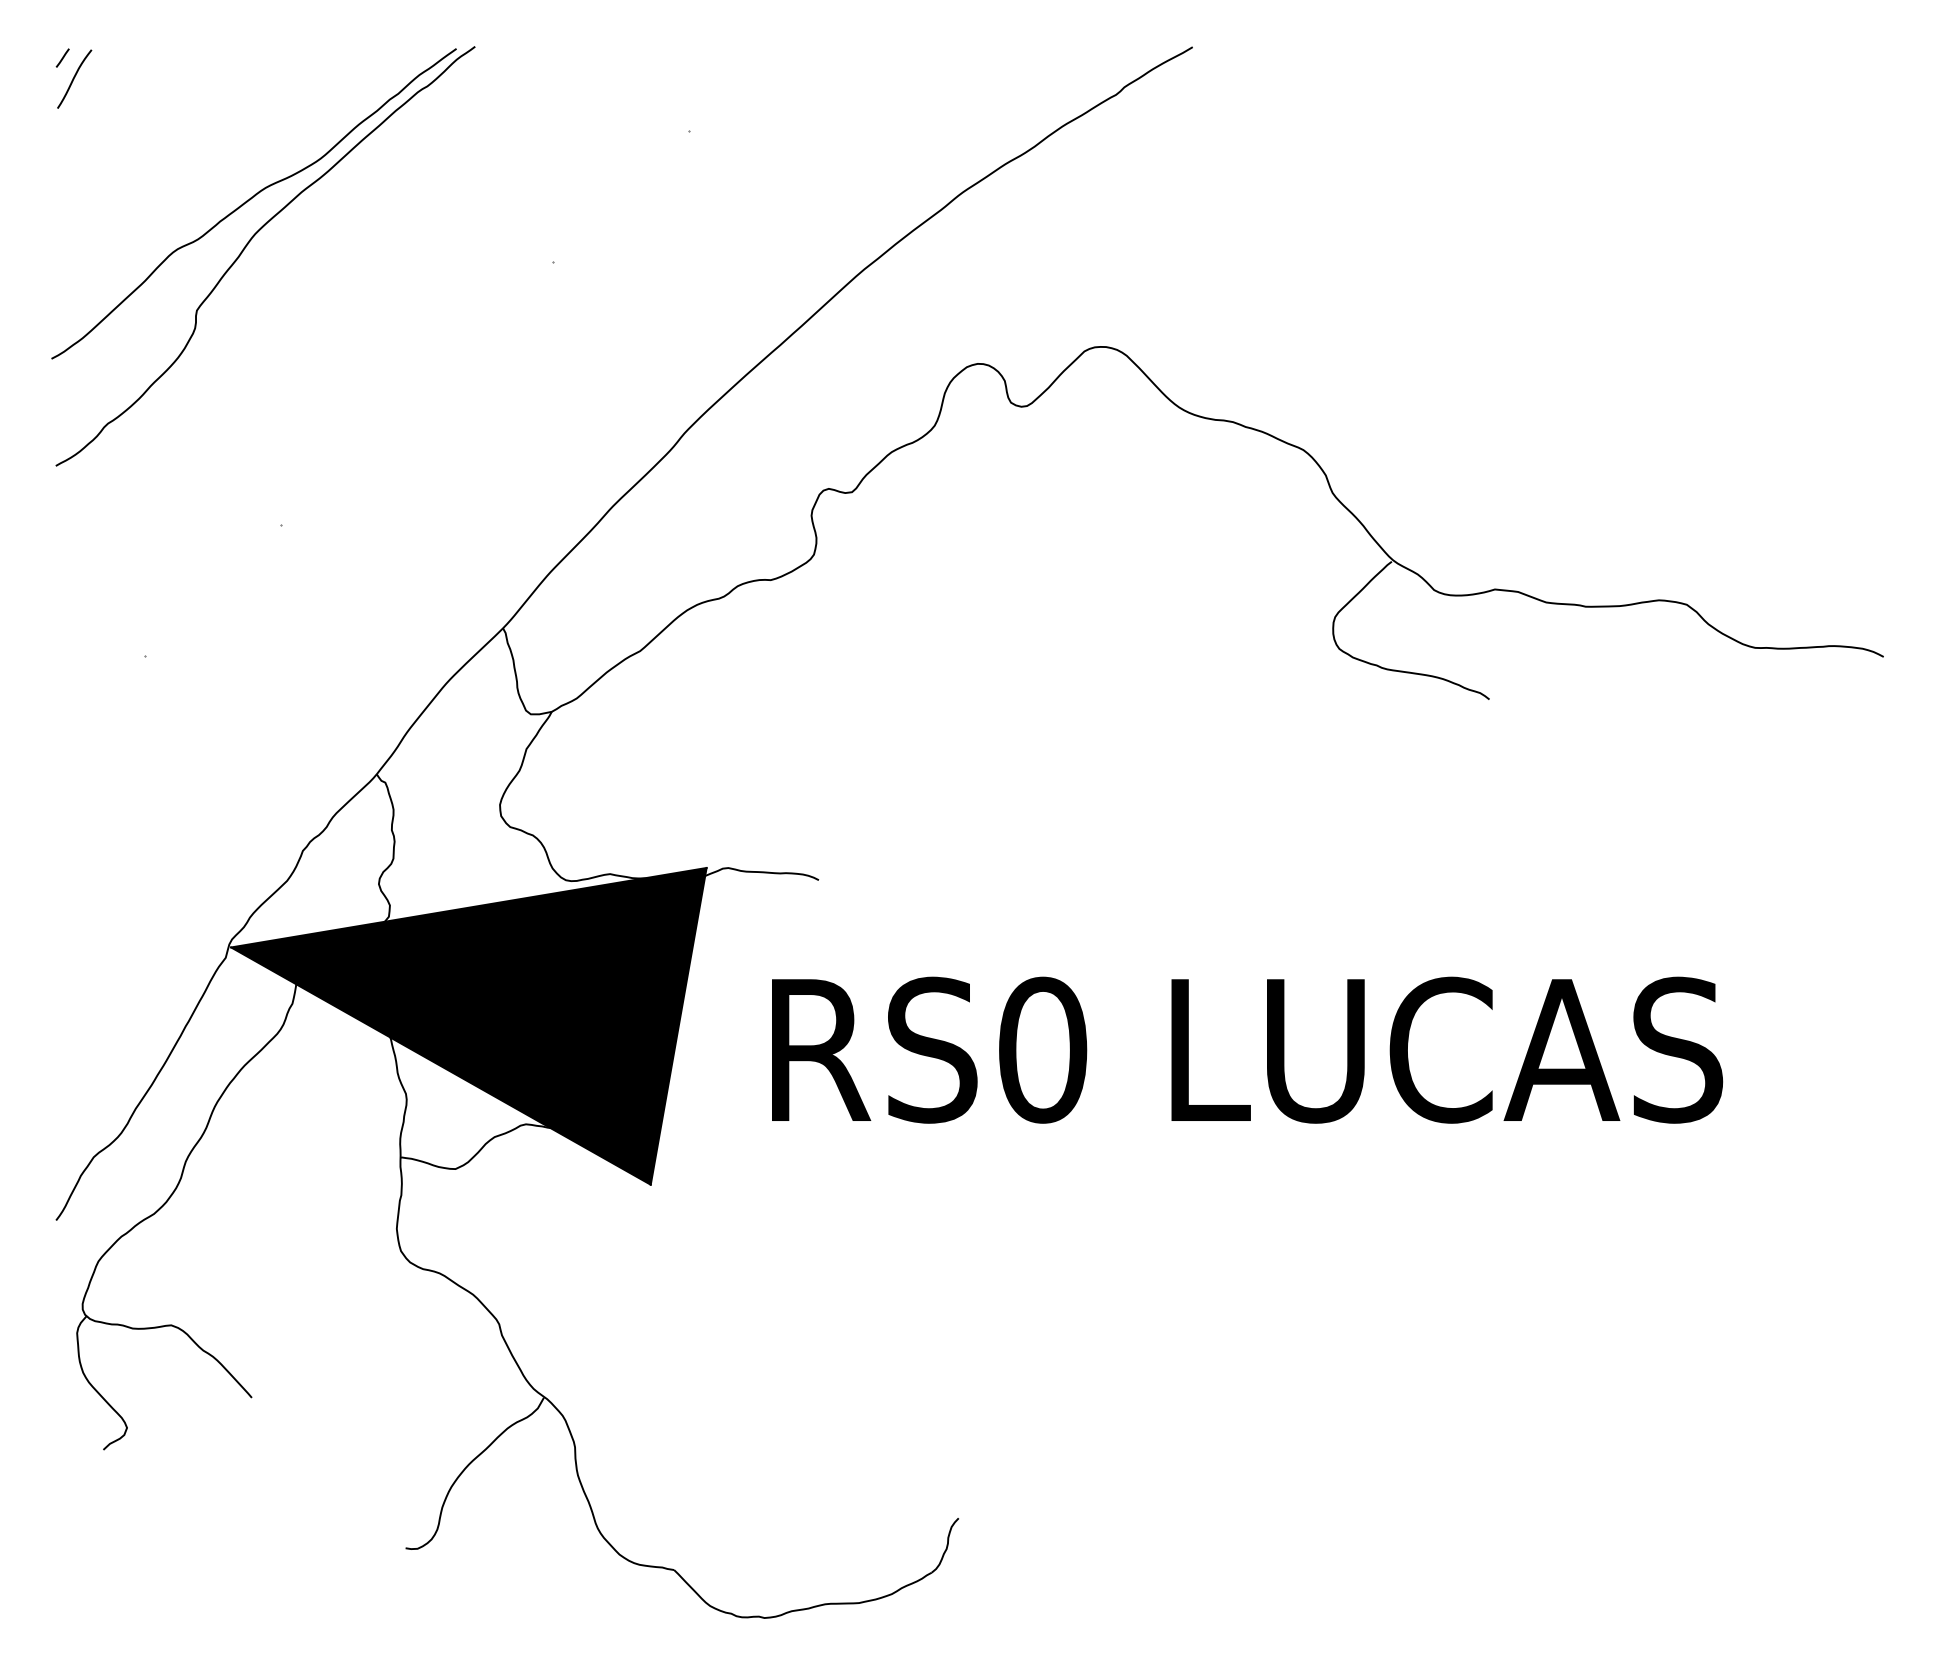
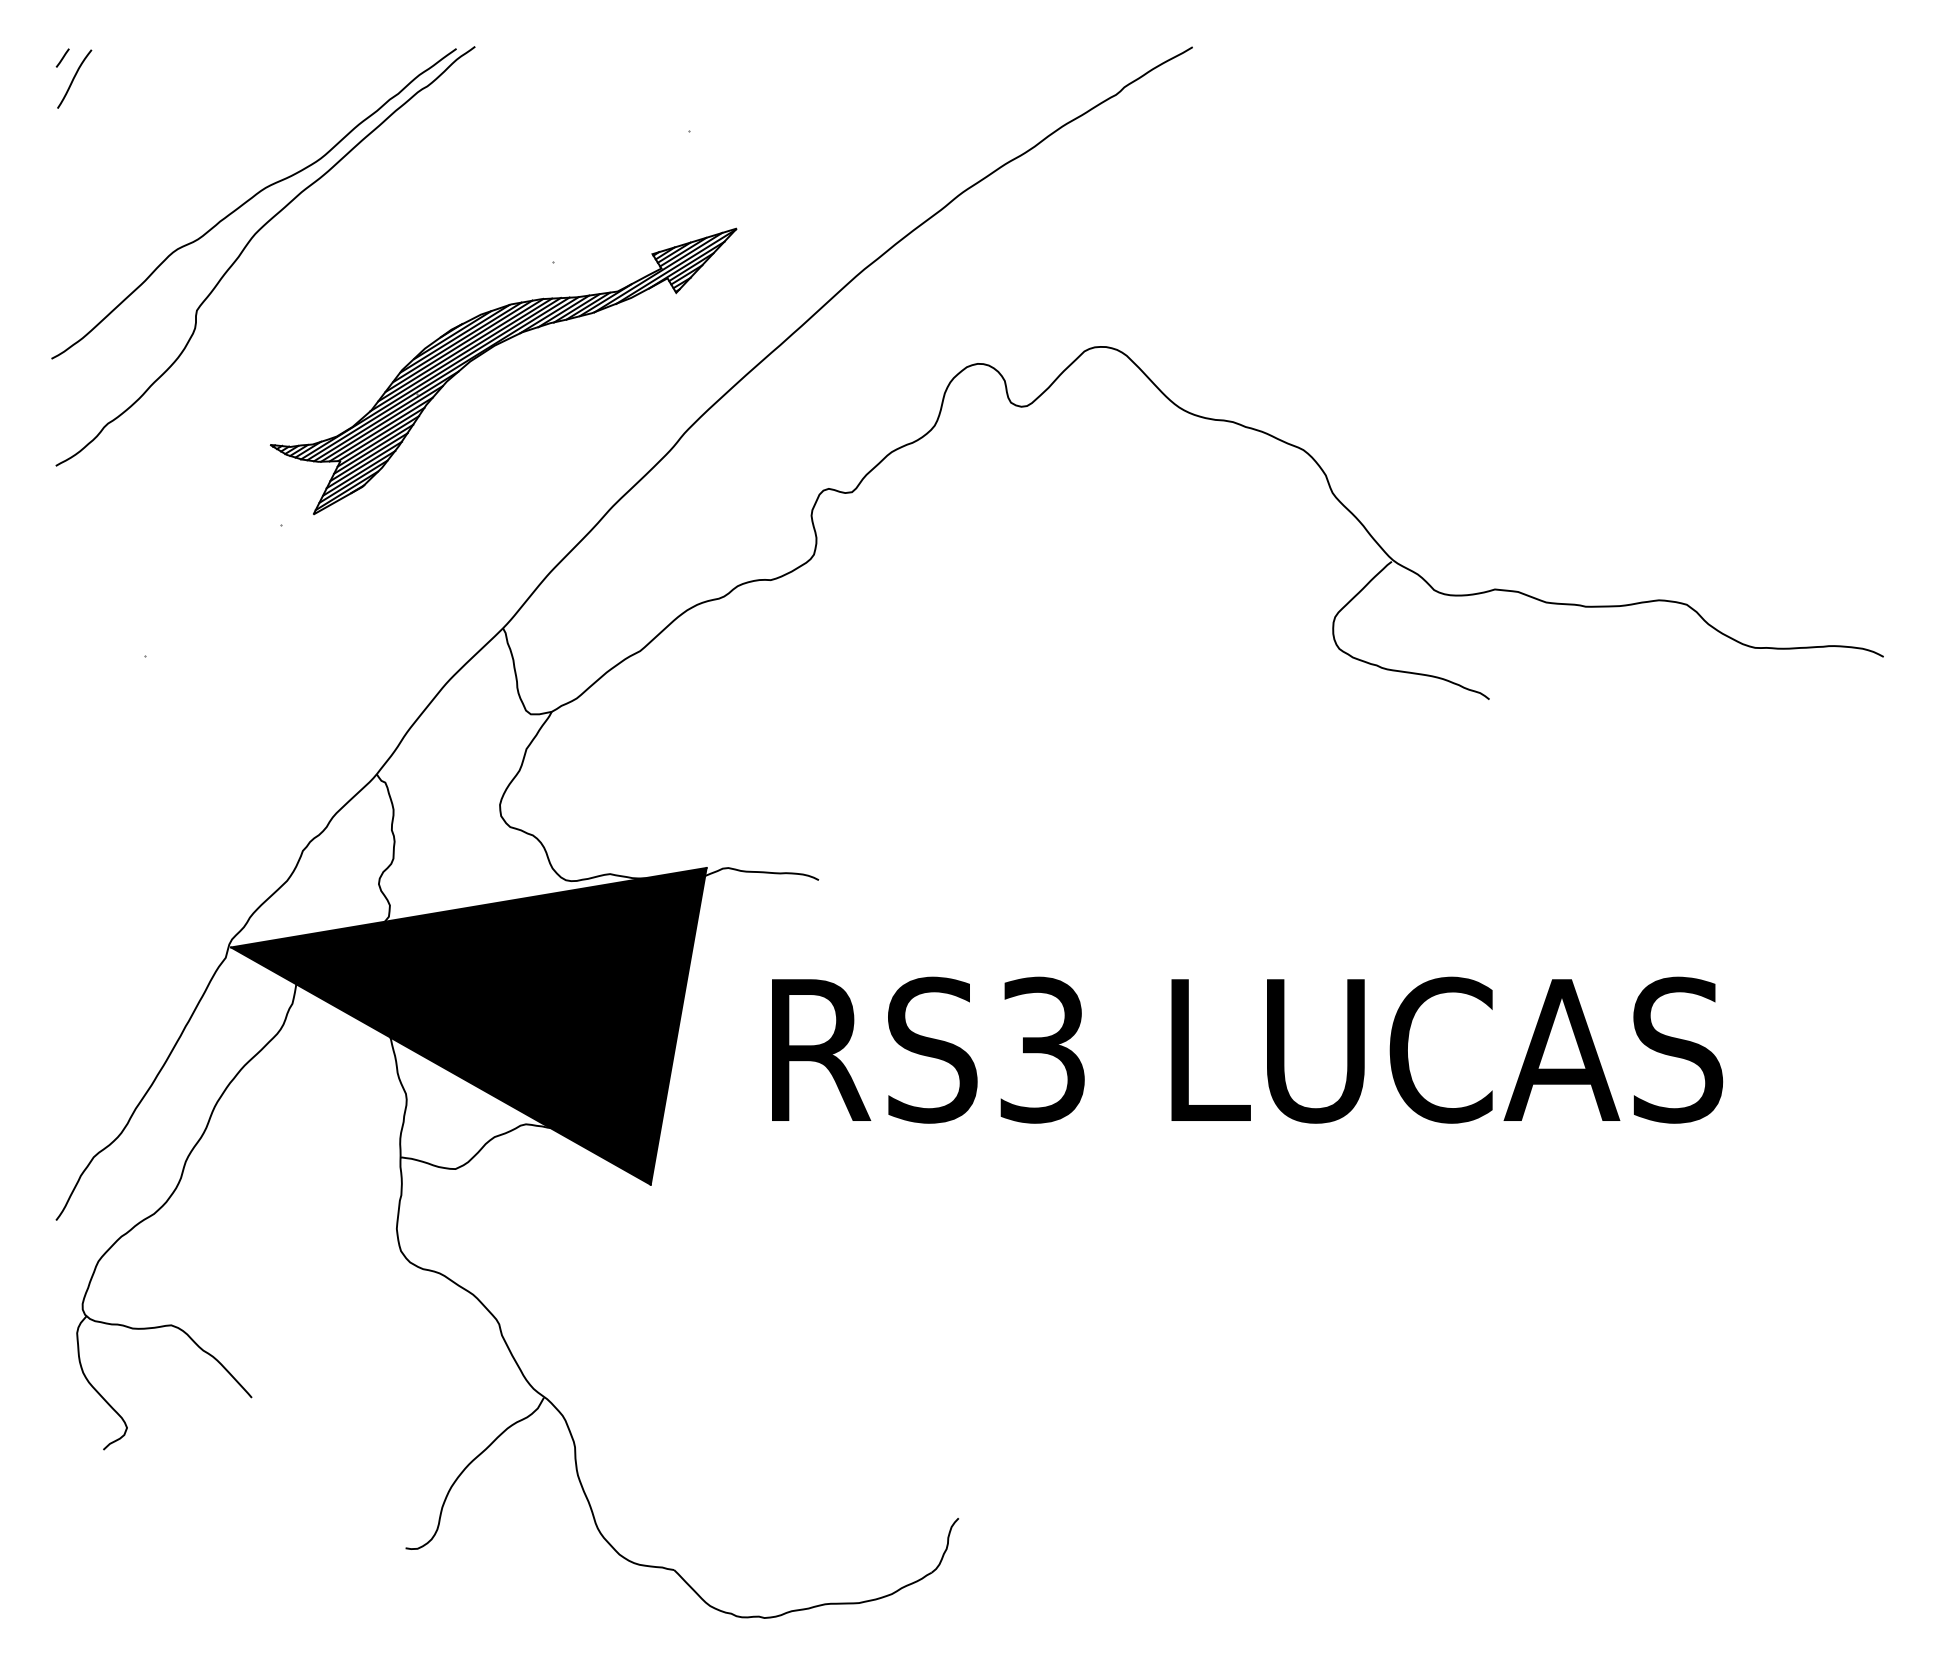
part: none -> present (489, 350)
text: RS0 -> RS3 (1043, 1049)
